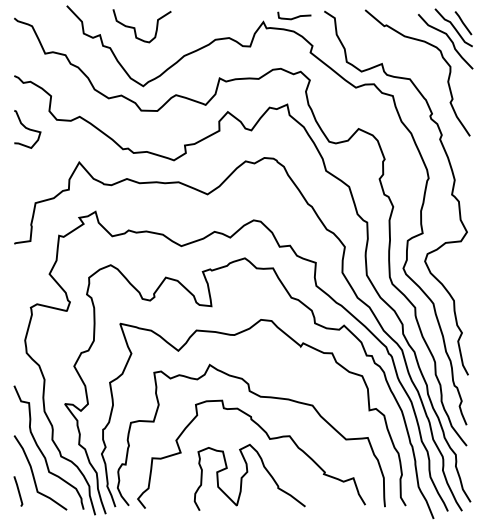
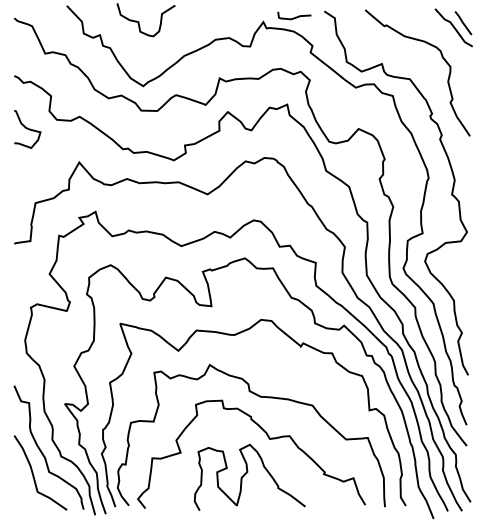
curve position: (135, 27) -> (139, 21) (139, 21)
curve: present -> none (448, 38)
line: present -> none (18, 491)
